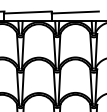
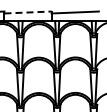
line: solid -> dashed (28, 12)
